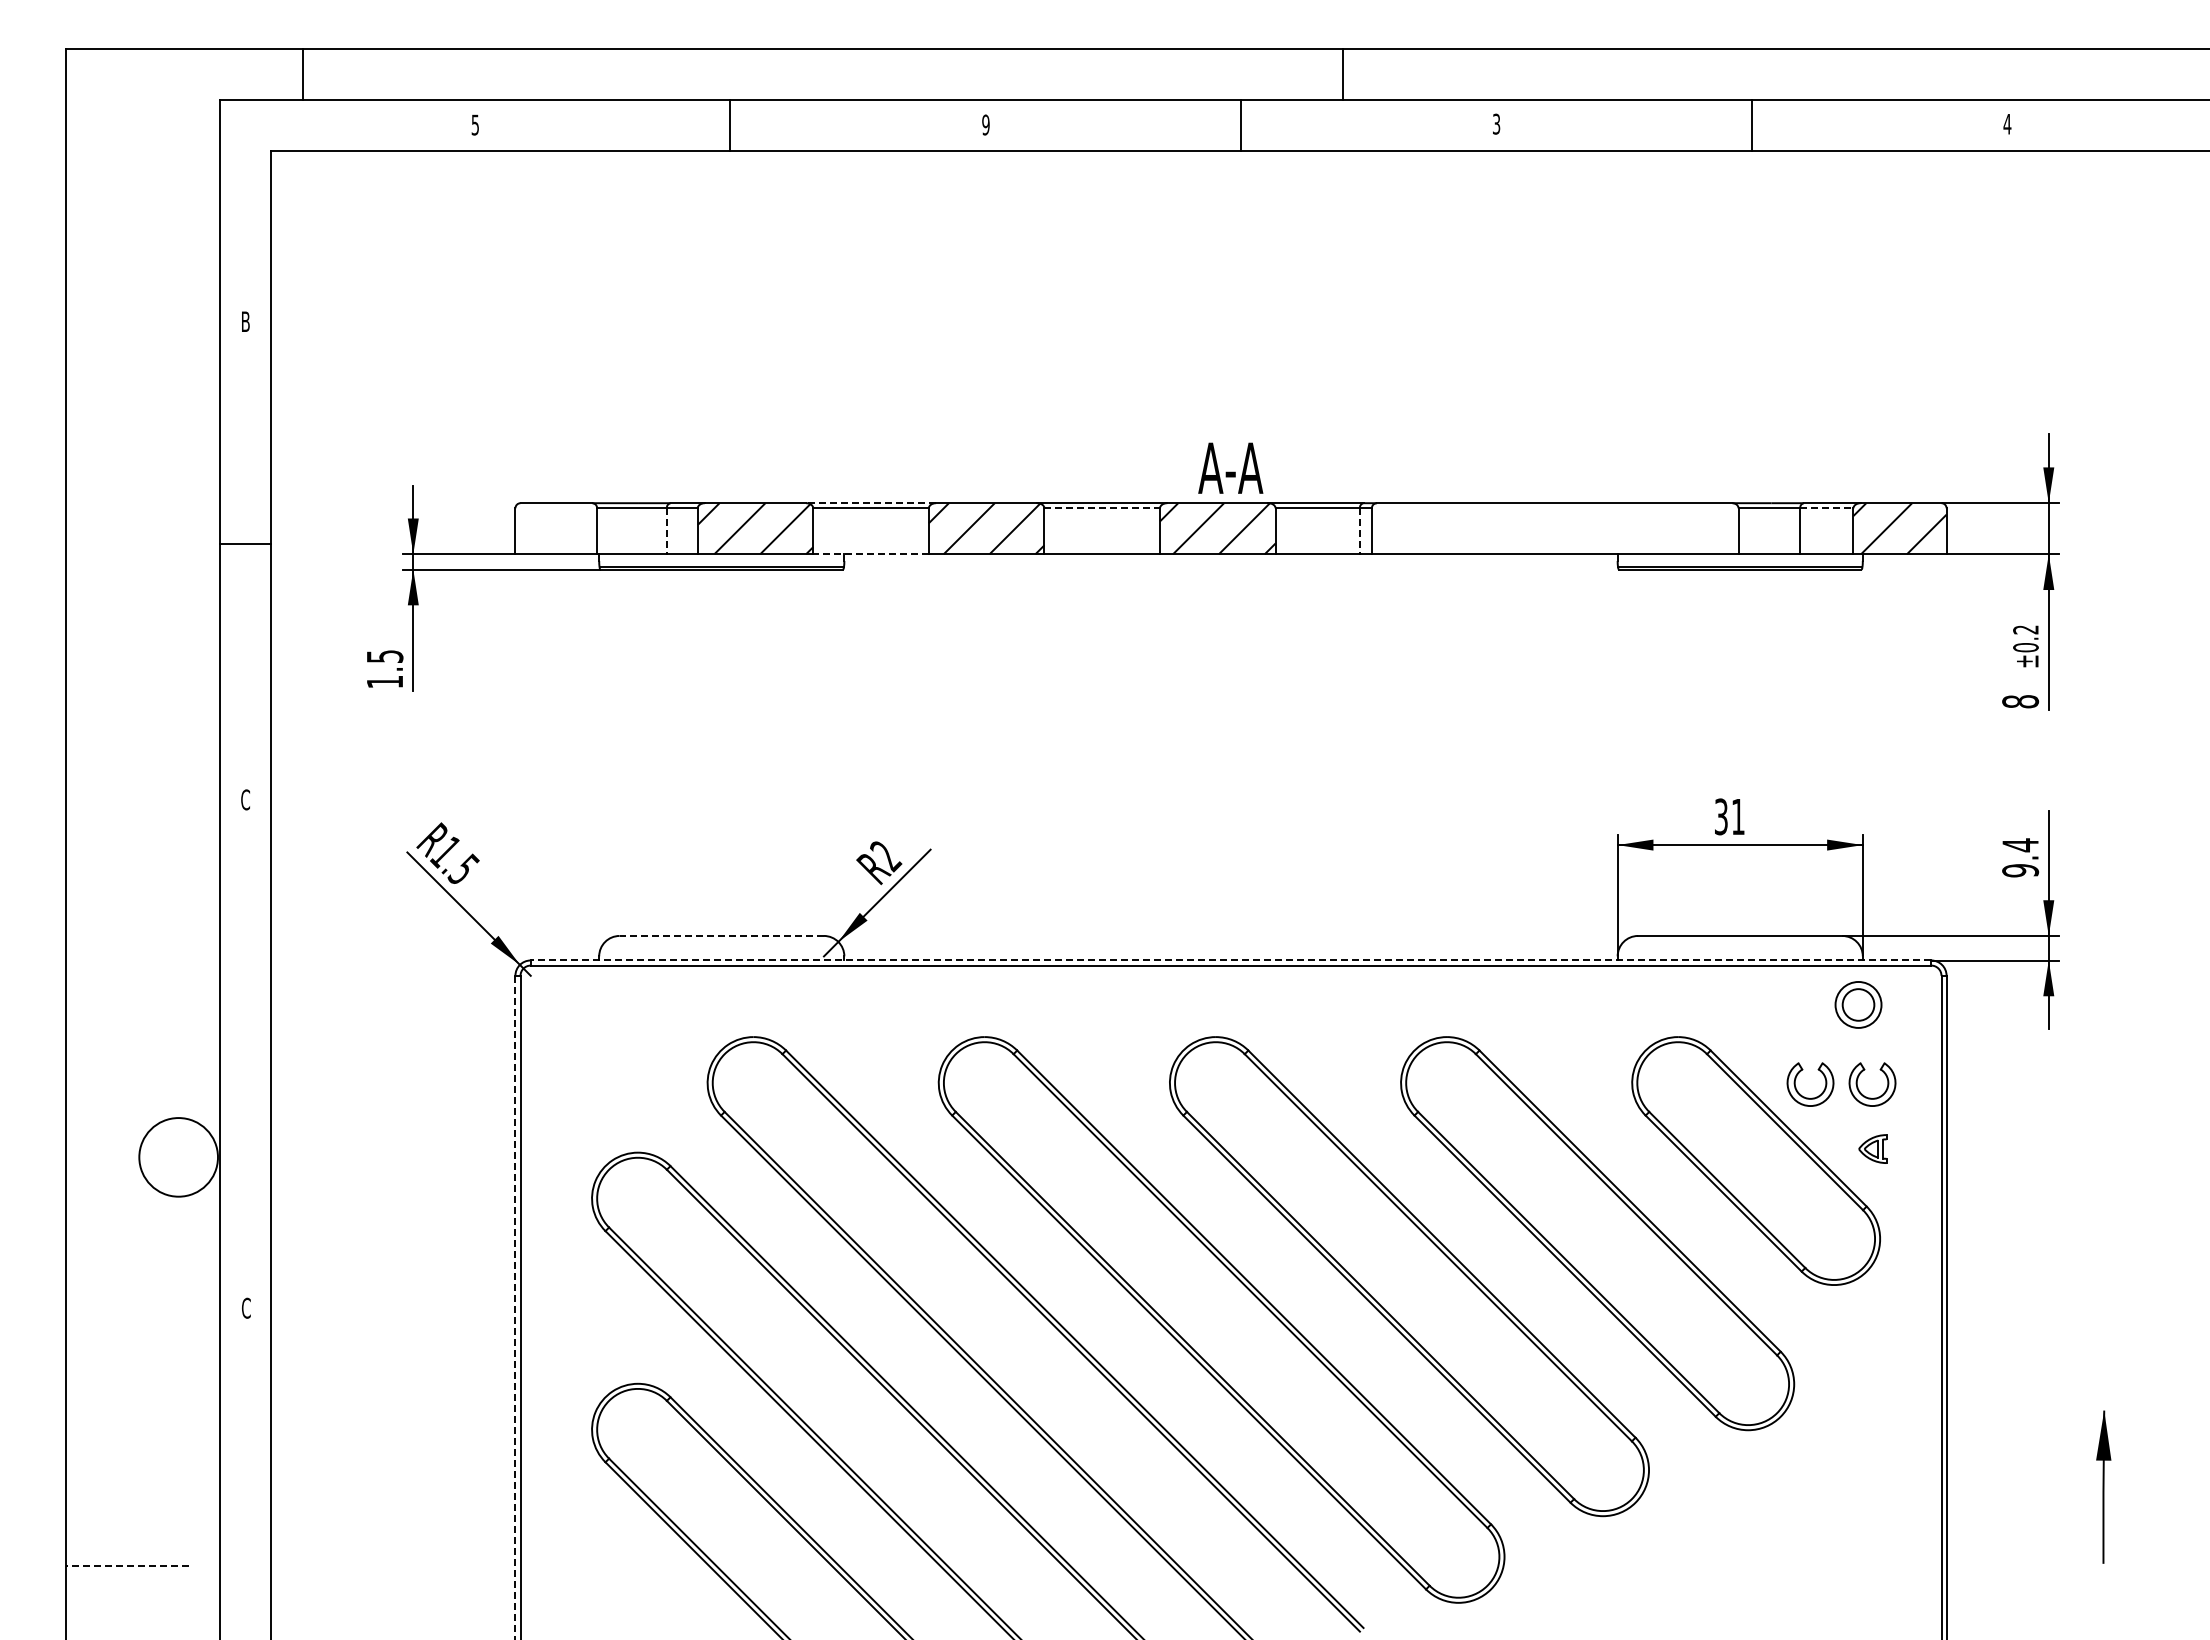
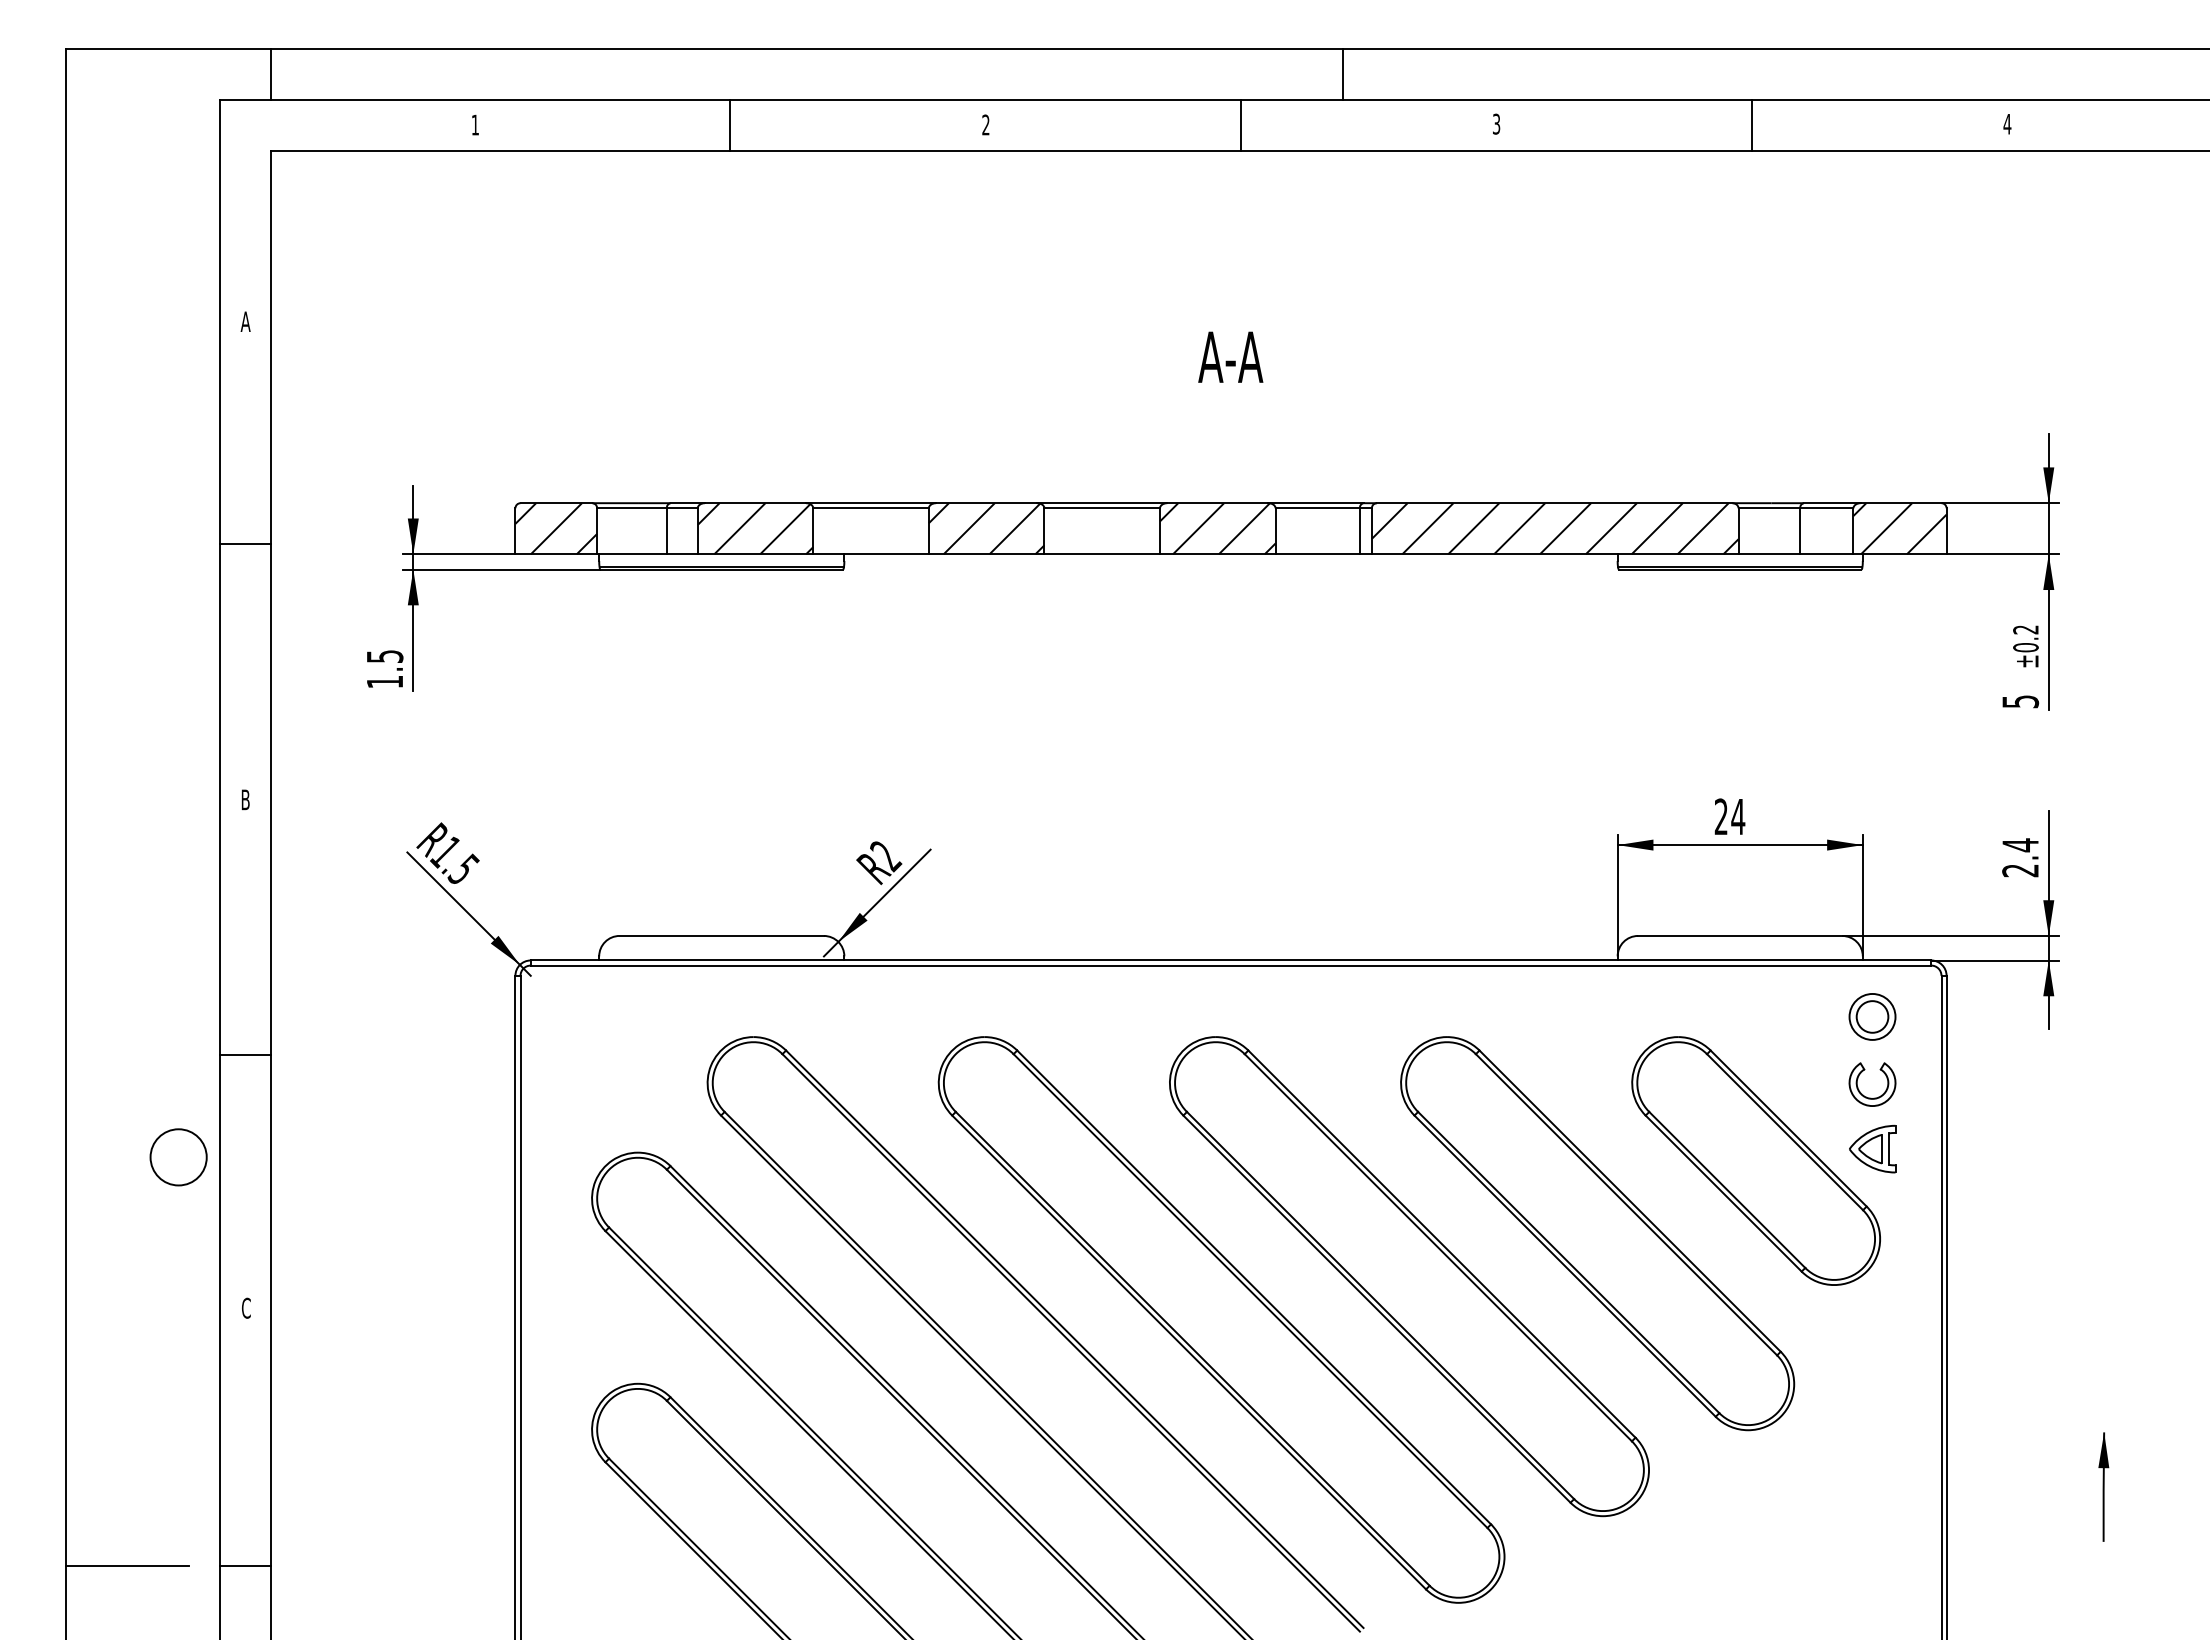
line position: (302, 74) -> (270, 74) (270, 74)
text: 5 -> 1 (474, 124)
text: 9 -> 2 (985, 124)
text: B -> A (245, 321)
text position: (1230, 467) -> (1230, 356) (1230, 356)
line: dashed -> solid (870, 503)
line: dashed -> solid (1102, 508)
line: dashed -> solid (1826, 508)
hatch: none -> present (556, 528)
hatch: none -> present (1554, 528)
line: dashed -> solid (666, 531)
line: dashed -> solid (1359, 531)
line: dashed -> solid (871, 554)
text: 8 -> 5 (2020, 701)
text: C -> B (245, 799)
text: 31 -> 24 (1729, 816)
text: 9.4 -> 2.4 (2020, 870)
line: dashed -> solid (721, 935)
line: dashed -> solid (1230, 960)
part position: (1858, 1004) -> (1872, 1016) (1872, 1016)
line: none -> present (244, 1055)
part: present -> none (1808, 1097)
part size: 30x30 px -> 48x50 px (1872, 1148)
circle diameter: 79 px -> 56 px (178, 1157)
line: dashed -> solid (515, 1307)
part size: 16x154 px -> 12x110 px (2103, 1486)
line: dashed -> solid (127, 1565)
line: none -> present (244, 1565)
